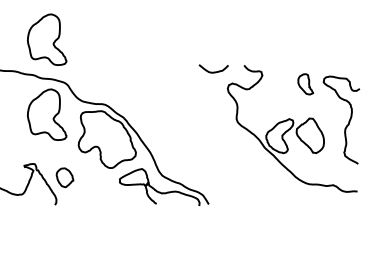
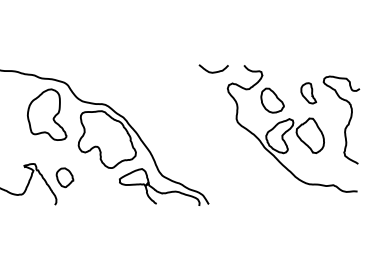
part: present -> none (47, 39)
part position: (305, 84) -> (308, 93) (308, 93)
part: none -> present (272, 100)
